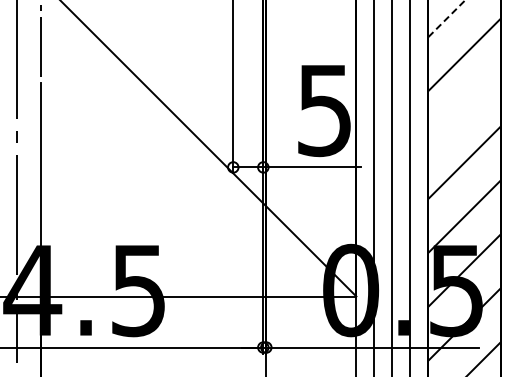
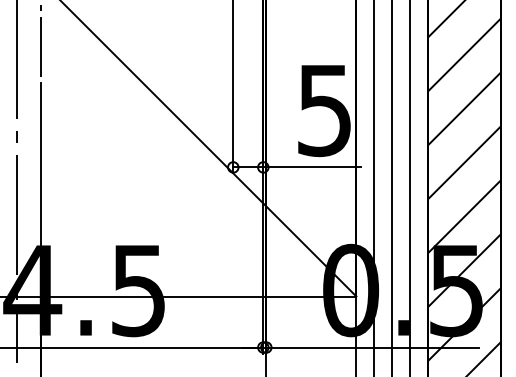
line: dashed -> solid (446, 18)
line: none -> present (464, 108)
